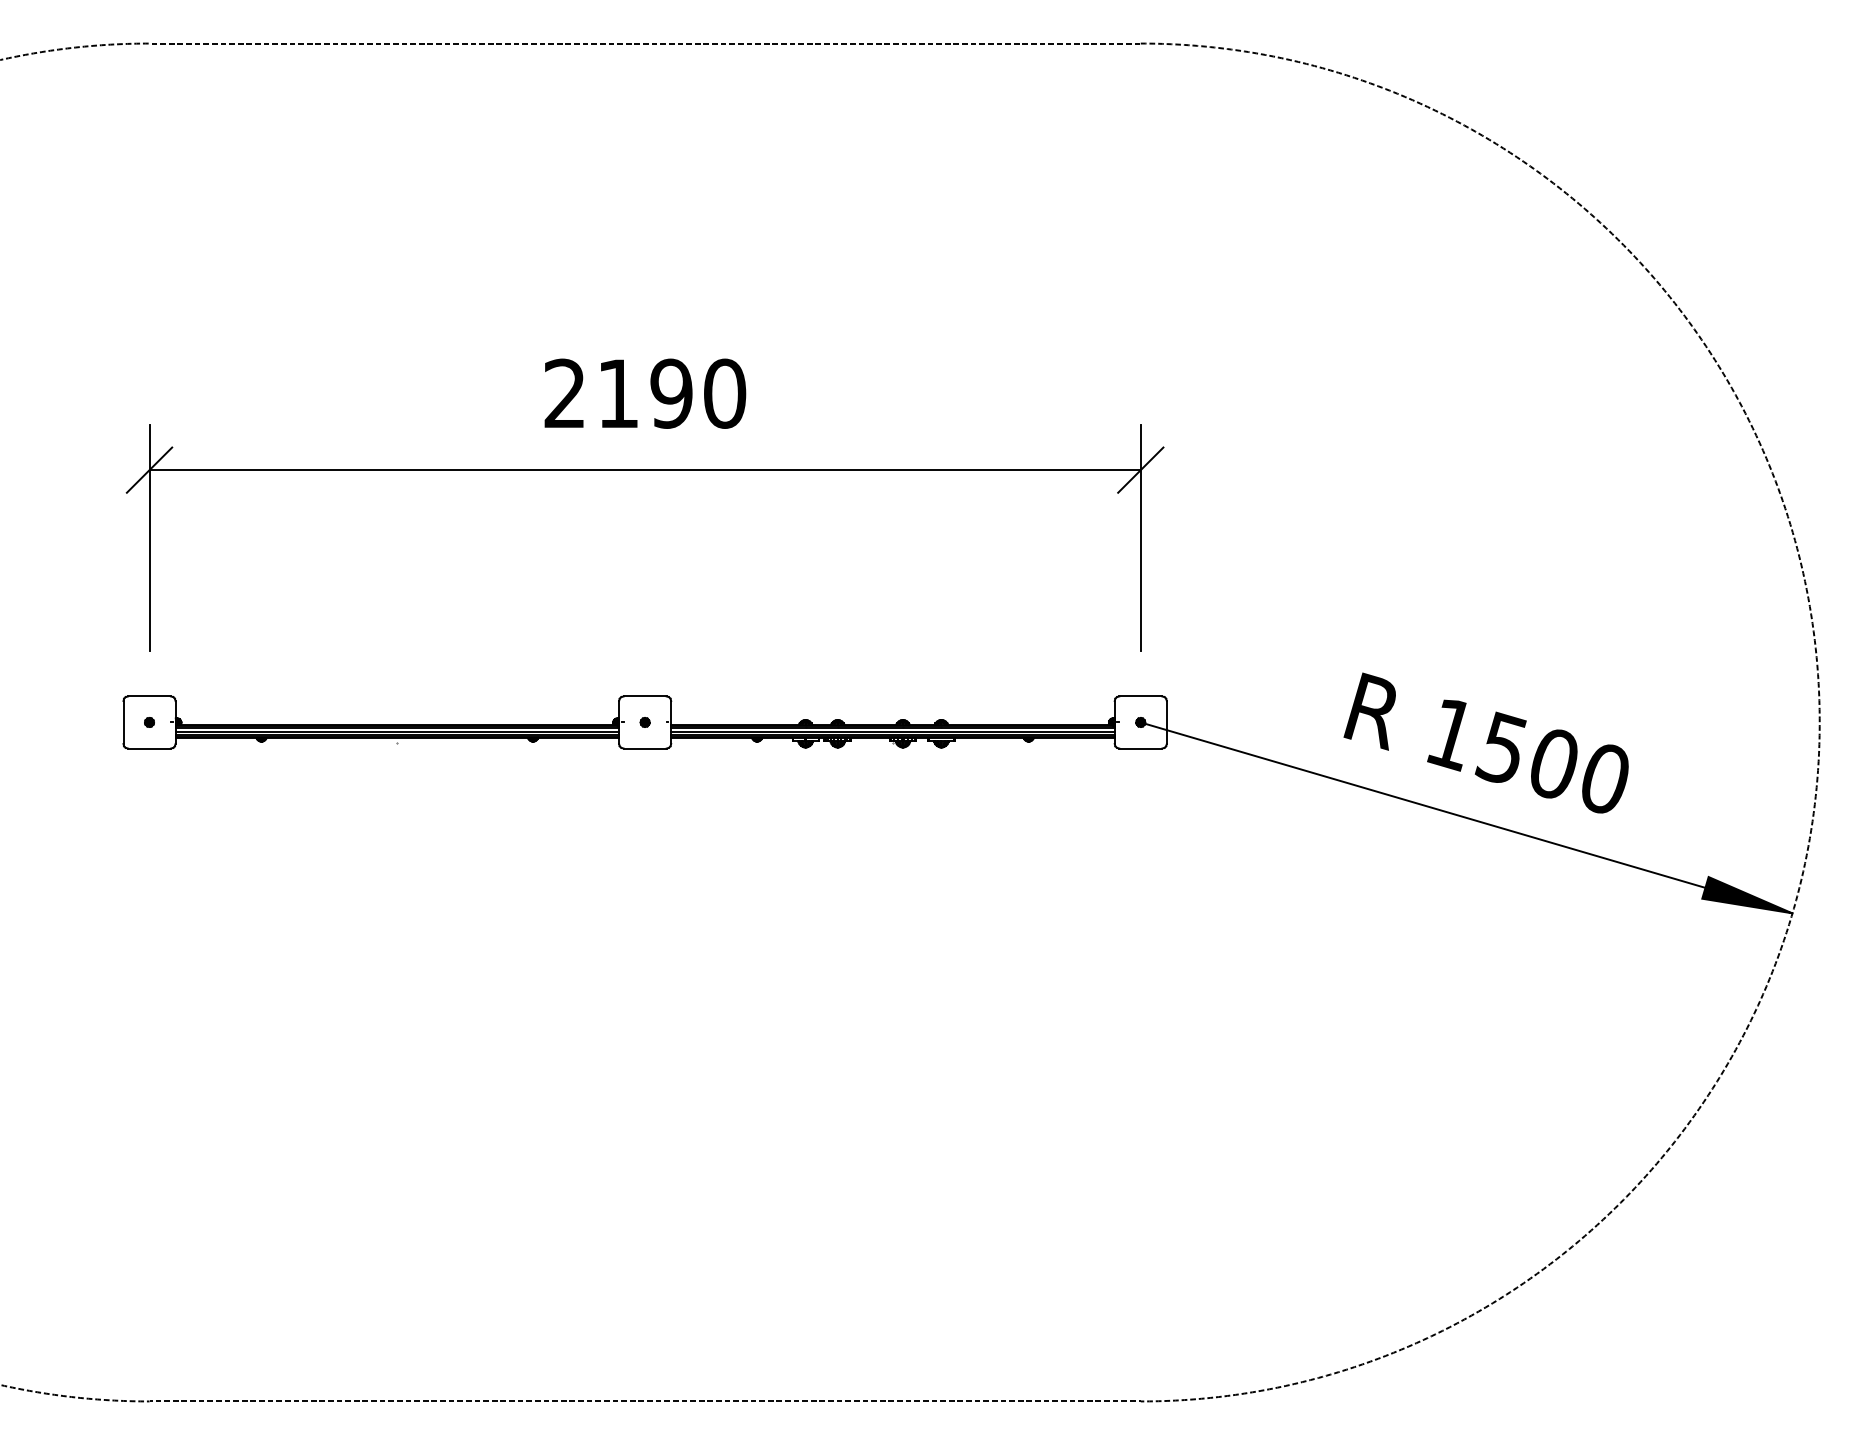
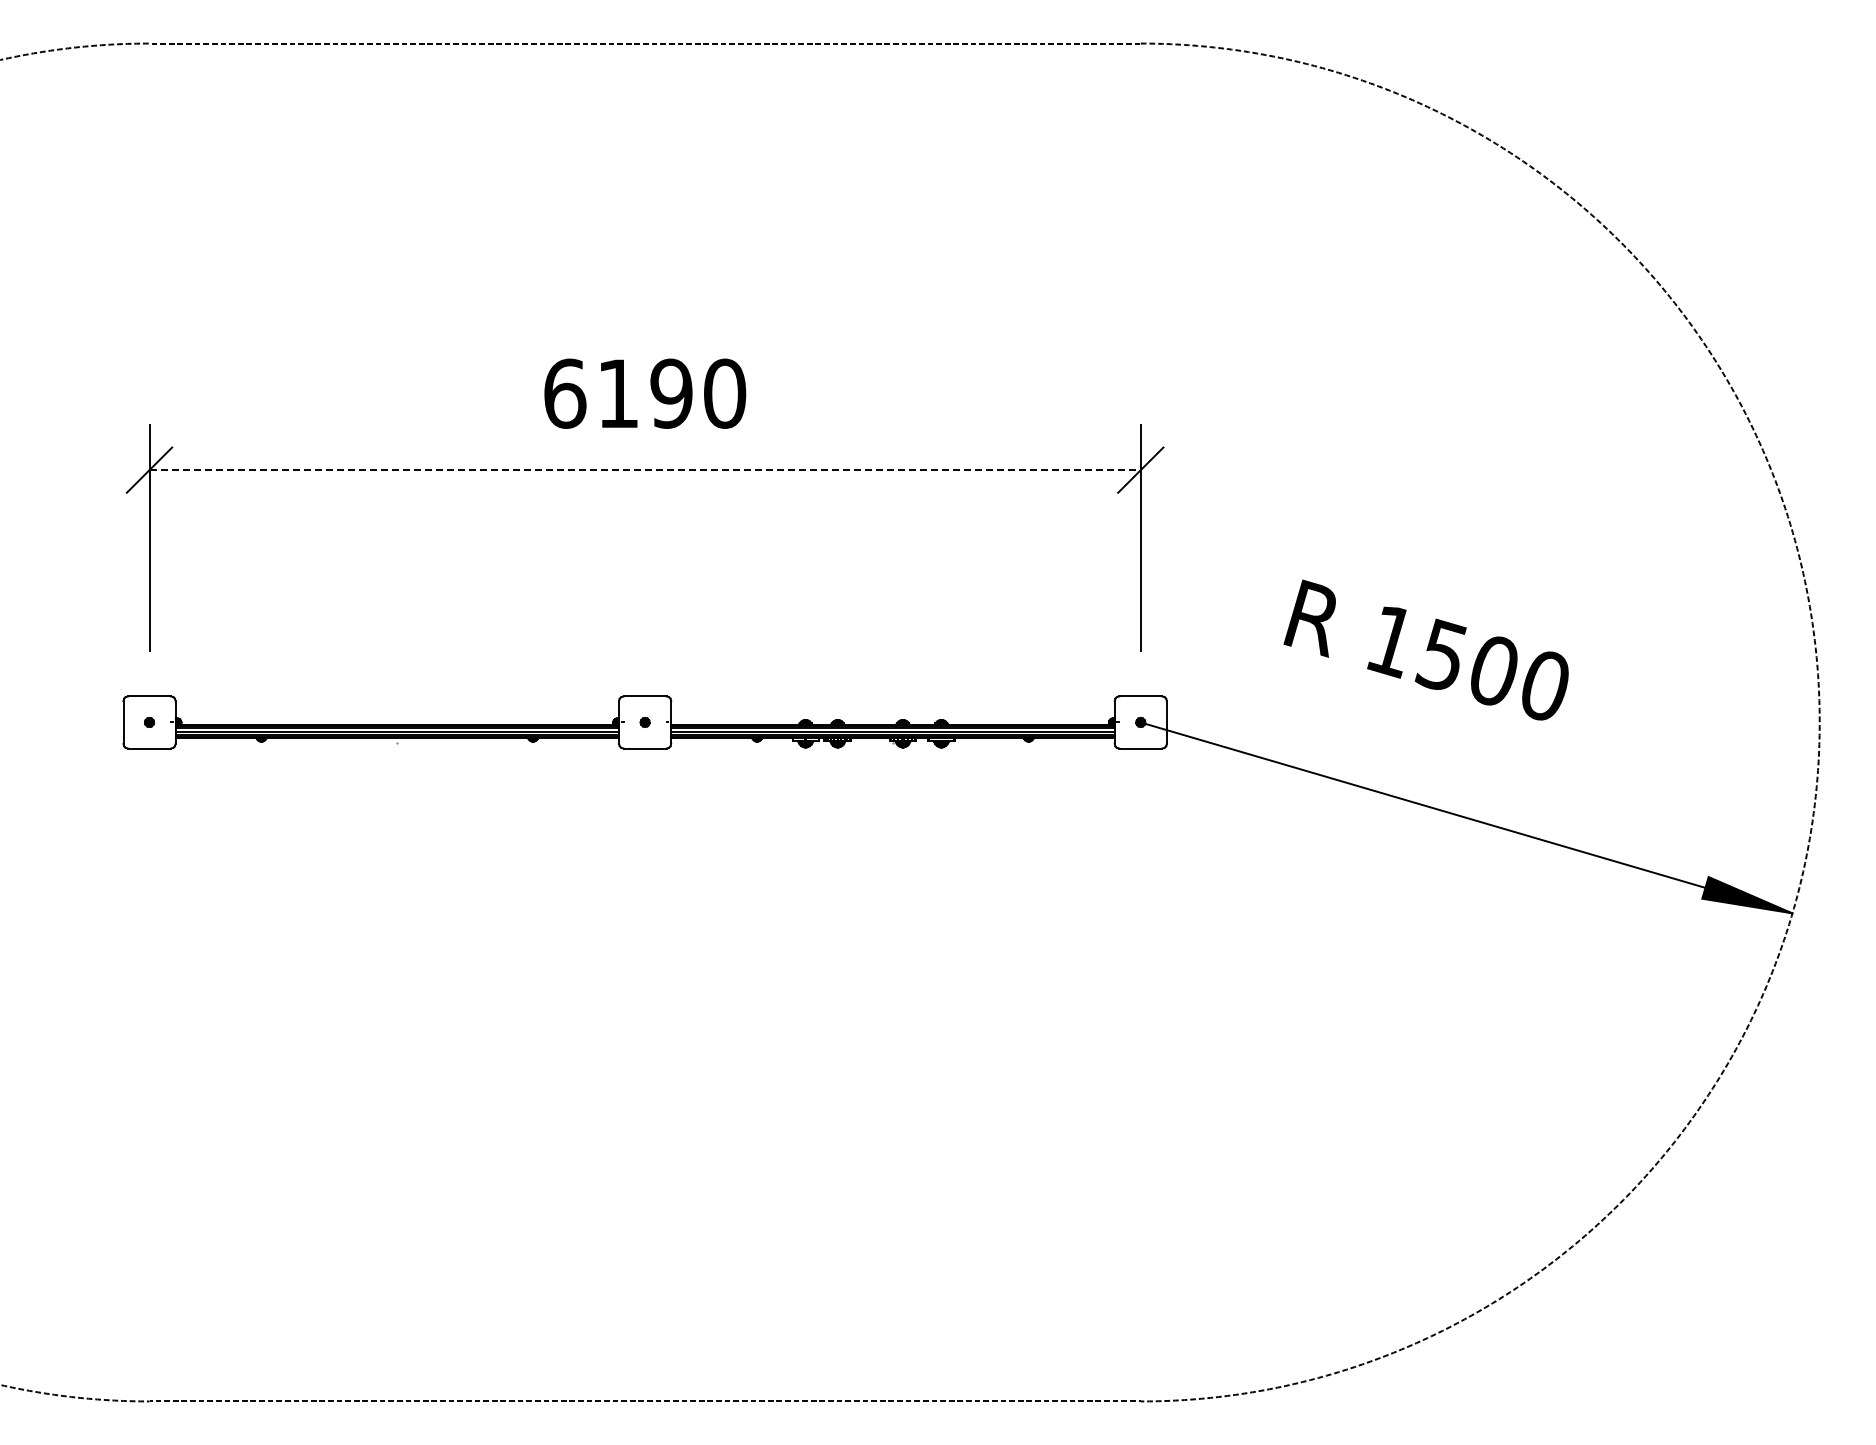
text: 2190 -> 6190 (565, 393)
line: solid -> dashed (645, 470)
text position: (1485, 742) -> (1425, 649) (1425, 649)
